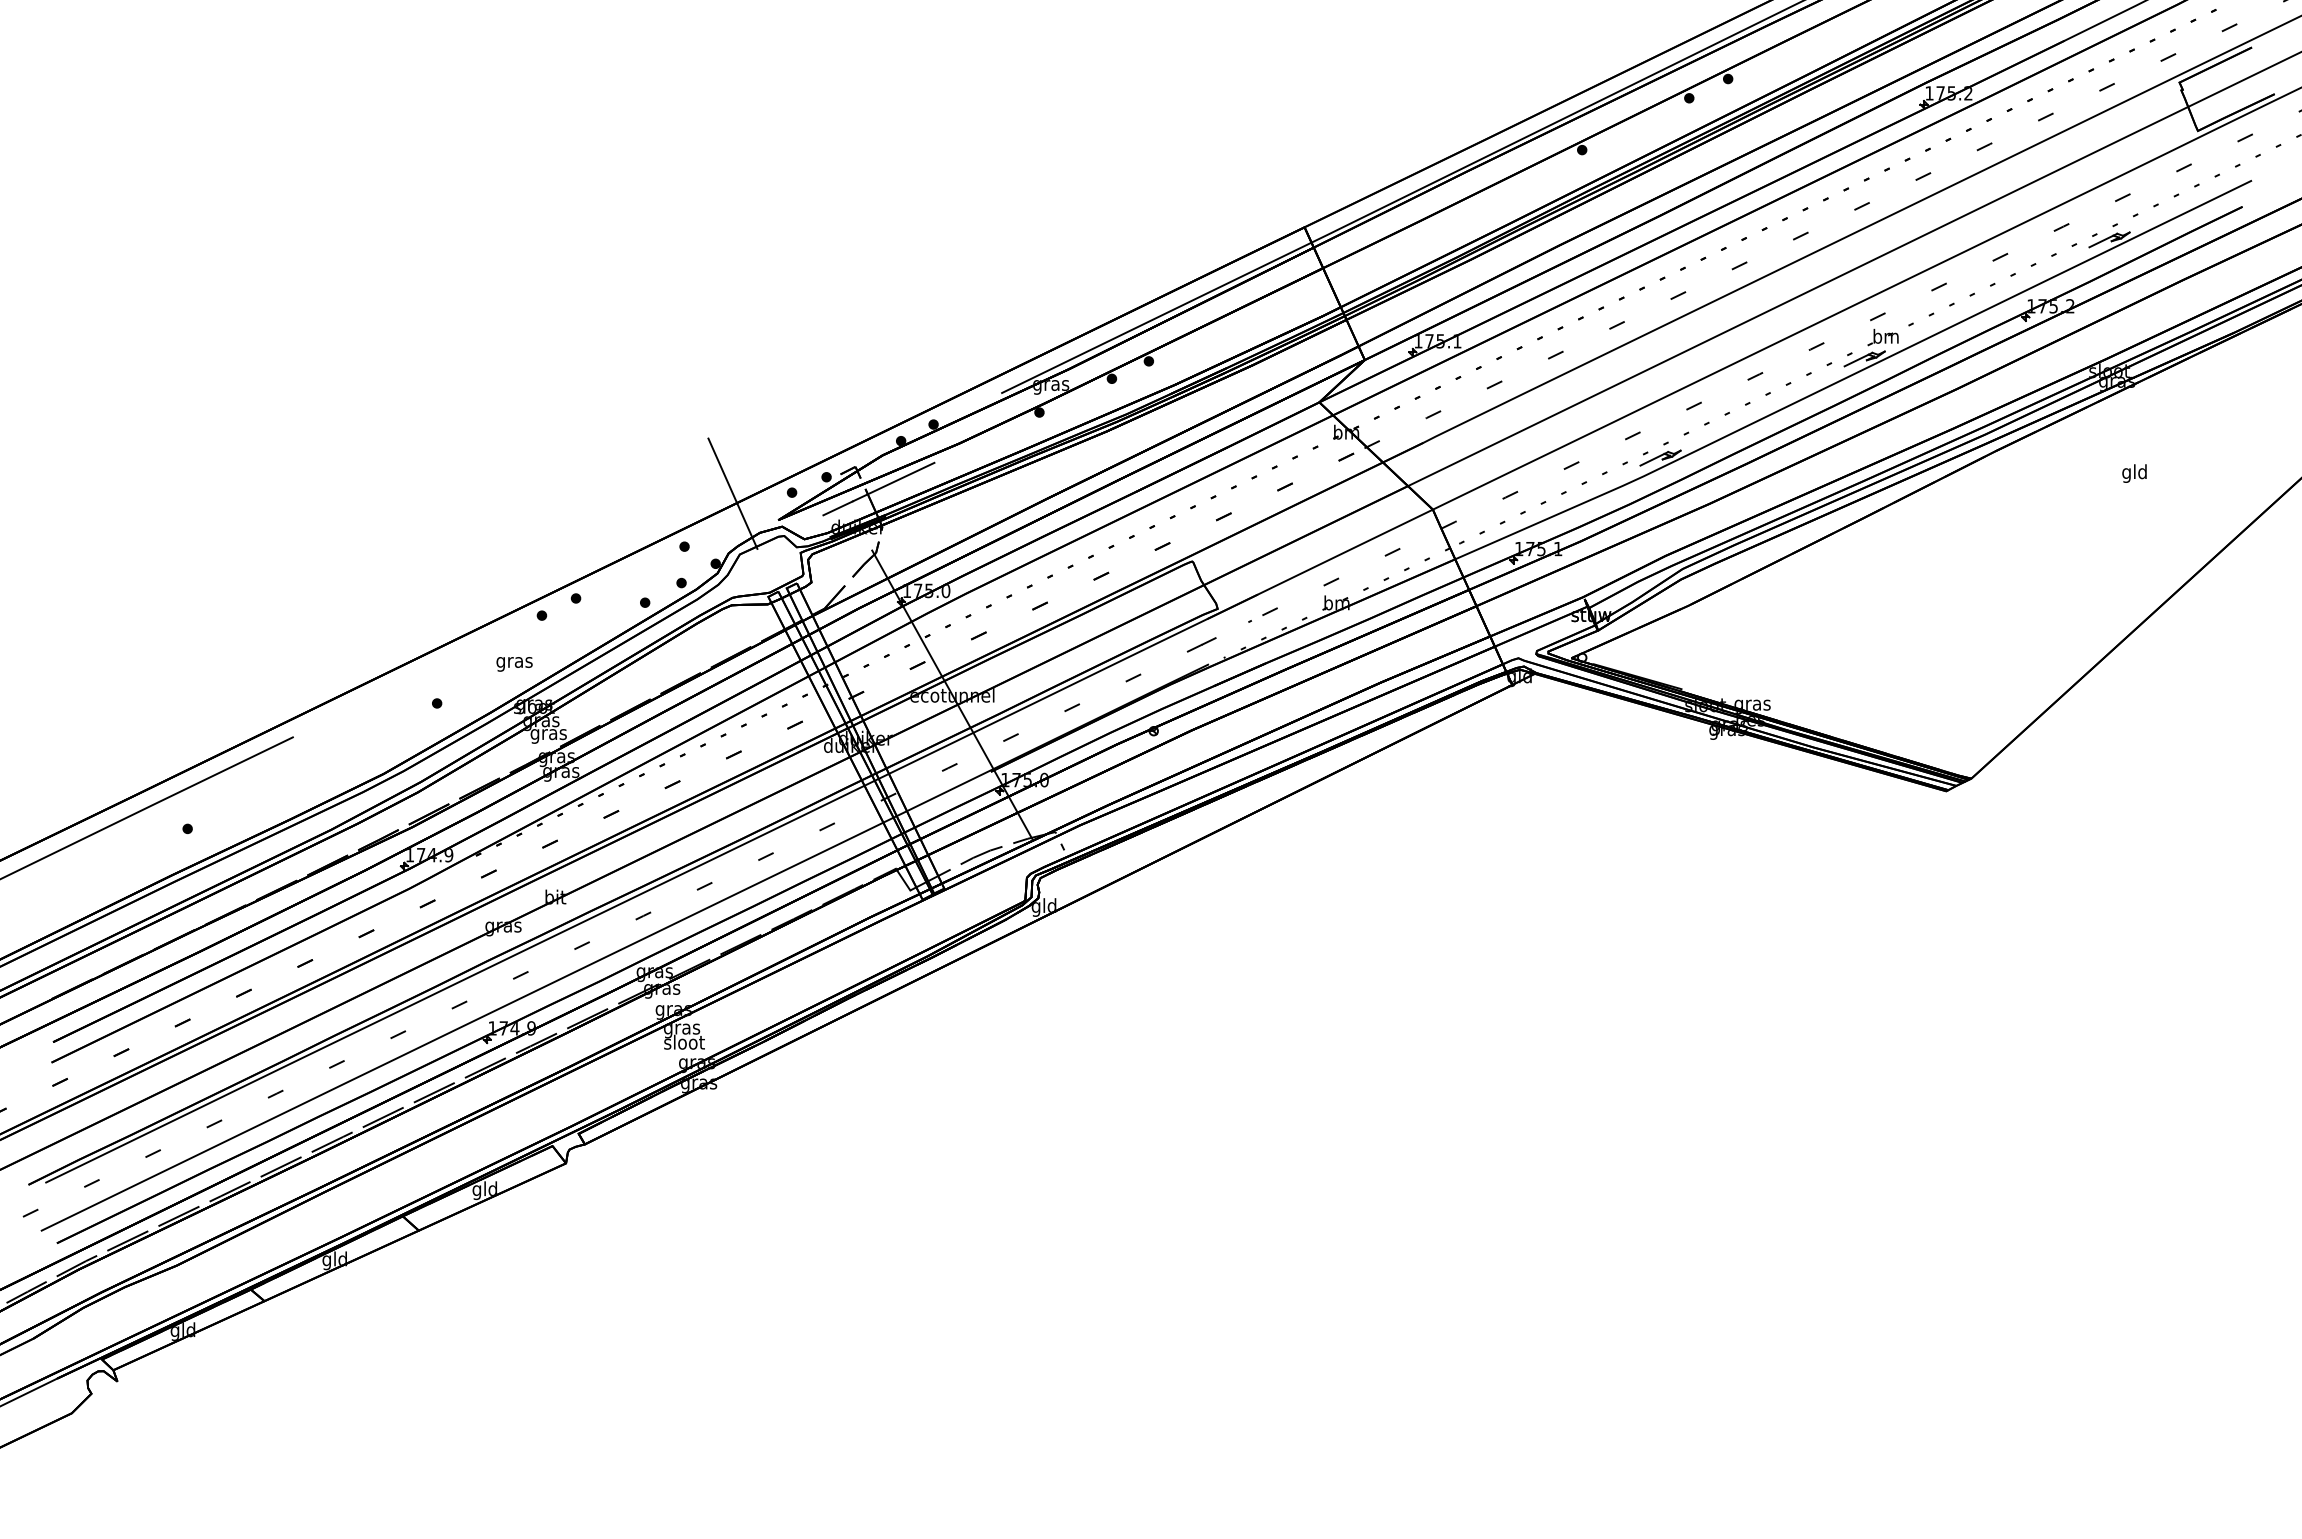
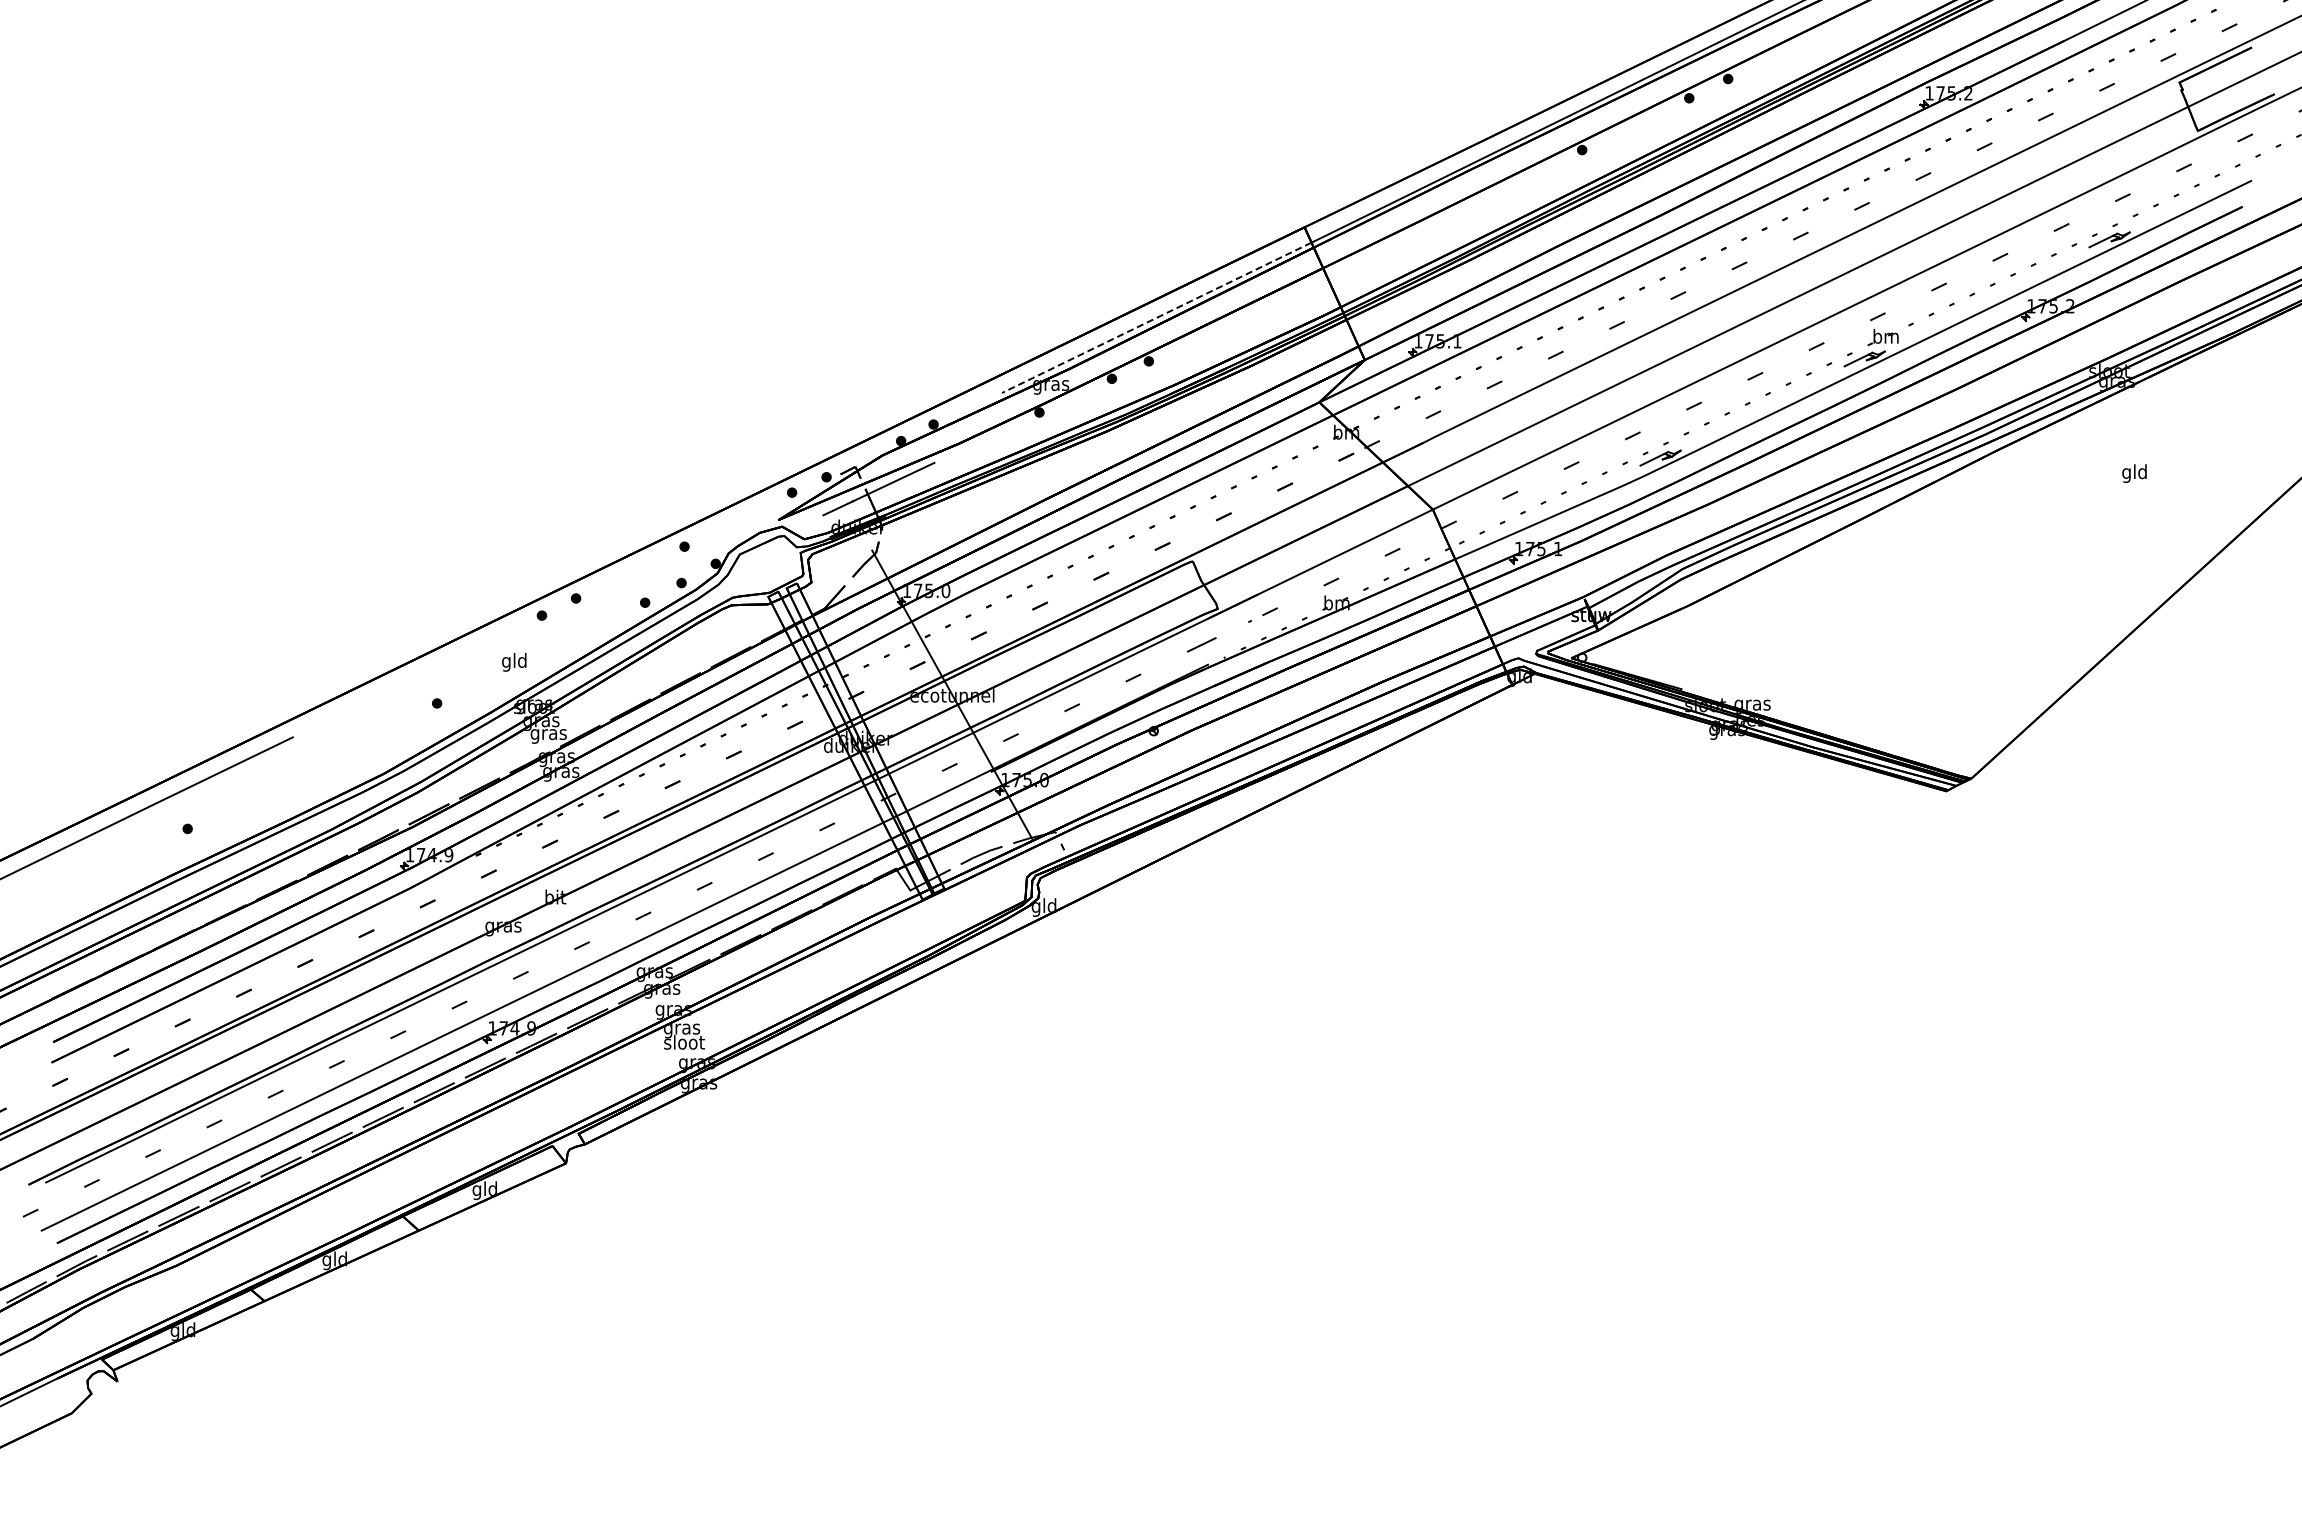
line: solid -> dashed (1156, 318)
line: present -> none (732, 493)
text: gras -> gld (514, 662)
